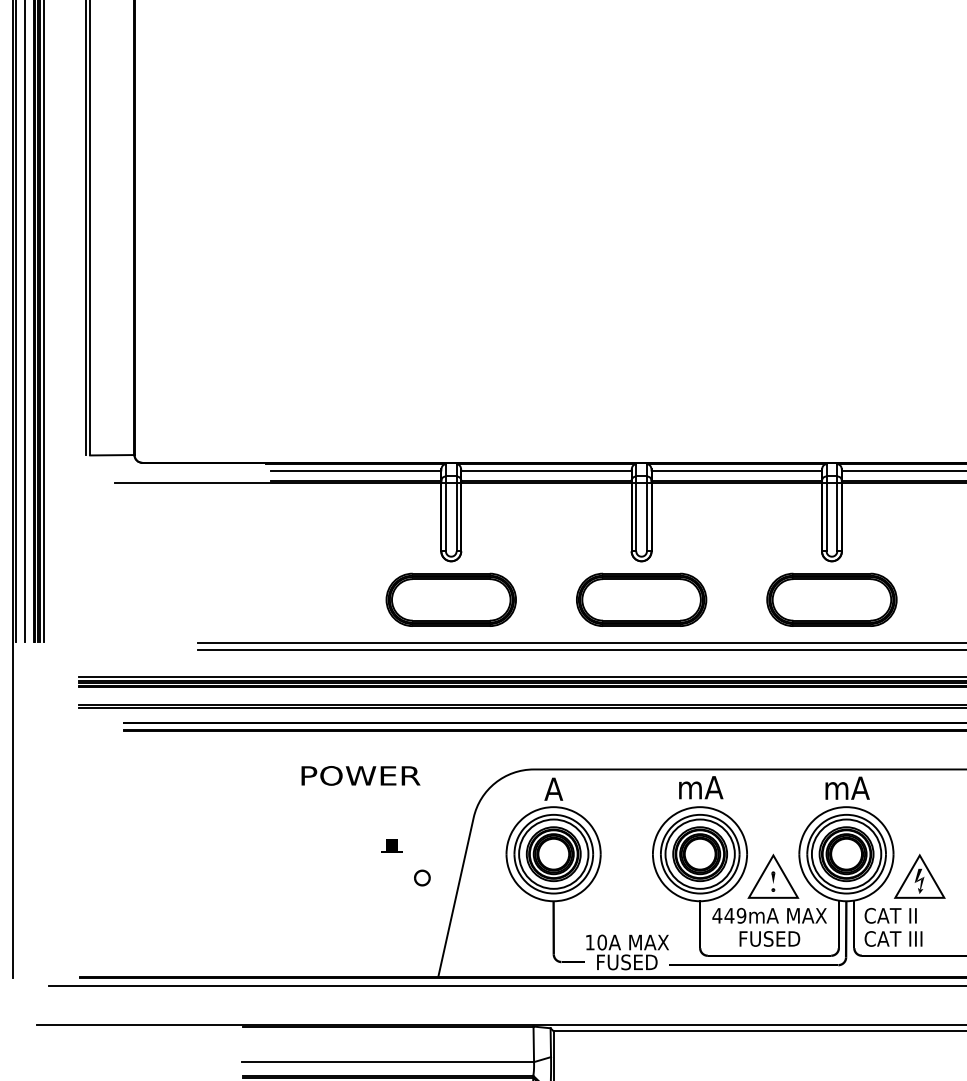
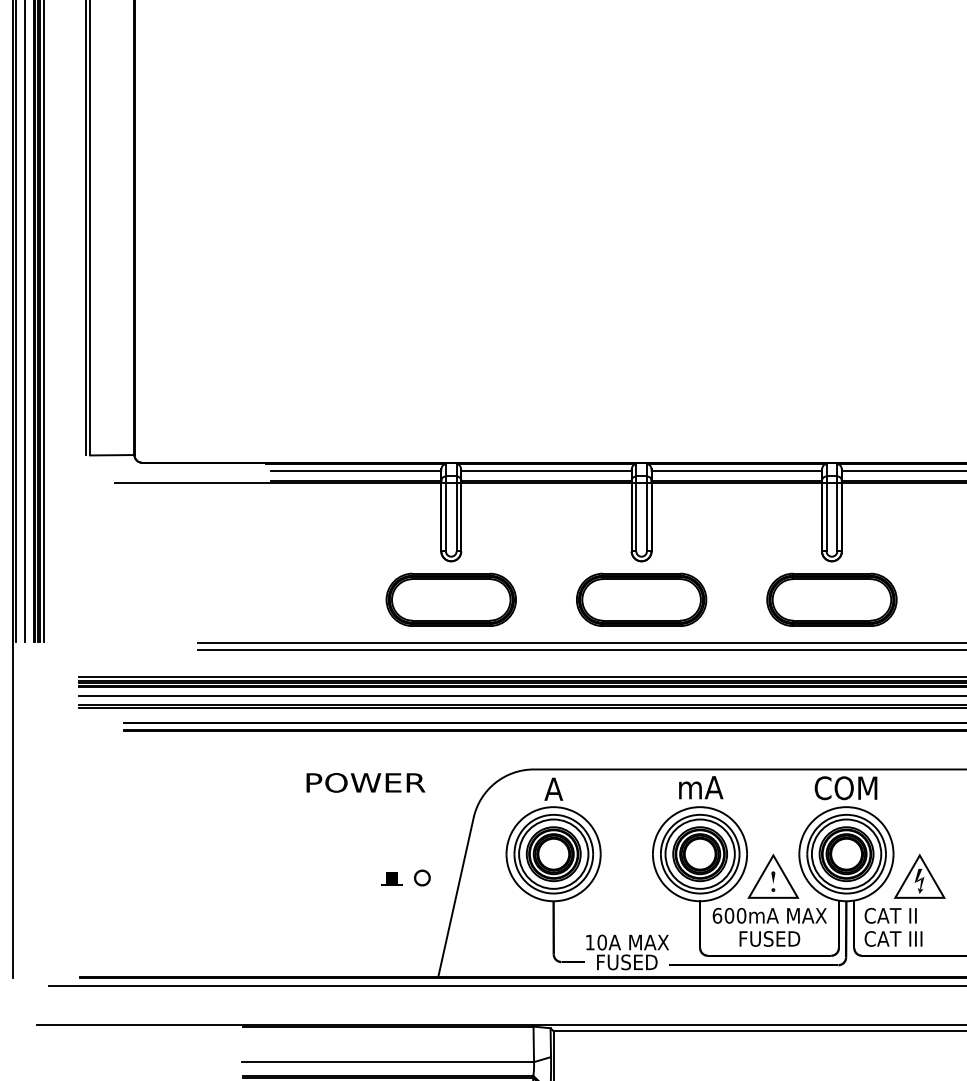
line: none -> present (521, 696)
text position: (360, 775) -> (365, 782) (365, 782)
text: mA -> COM (845, 788)
part position: (391, 845) -> (391, 878) (391, 878)
text: 449mA -> 600mA (729, 915)
